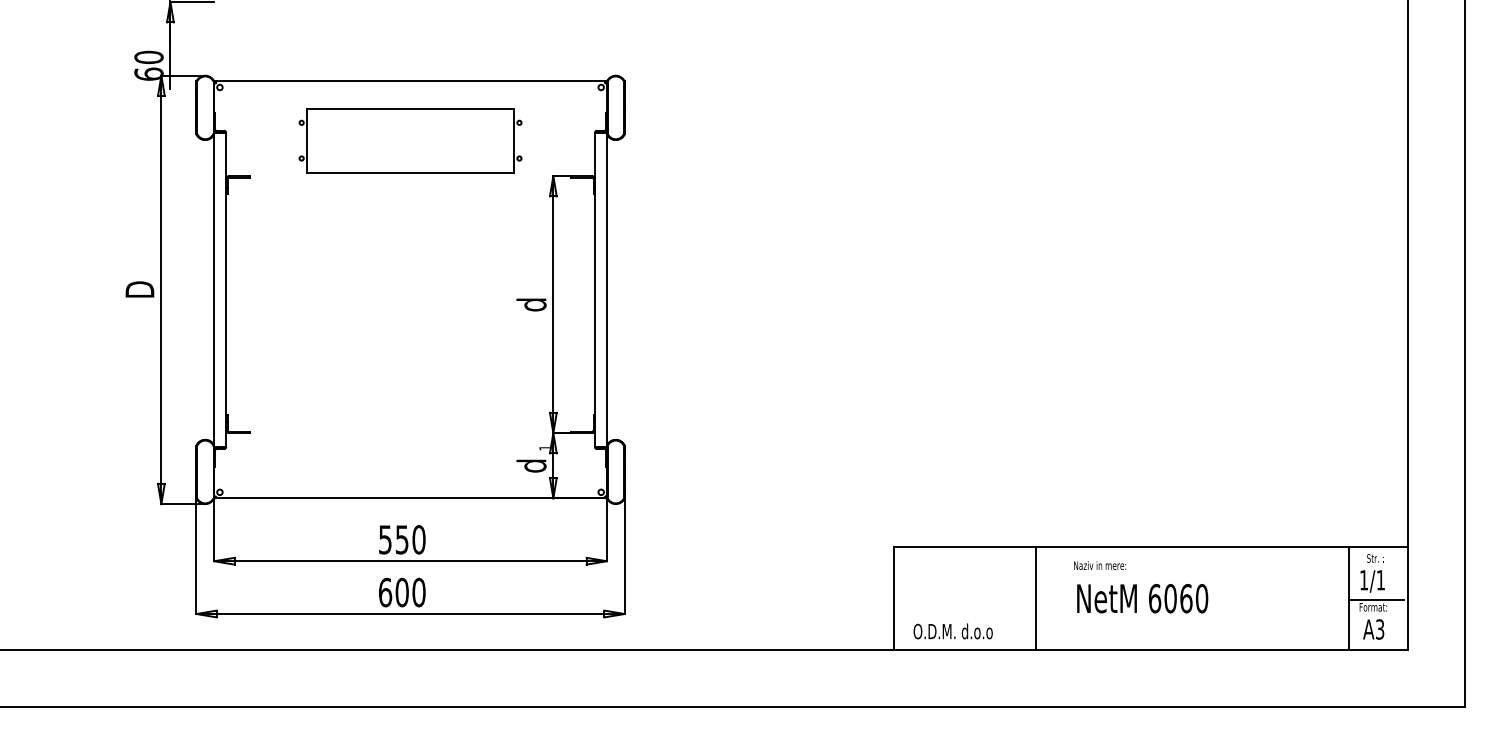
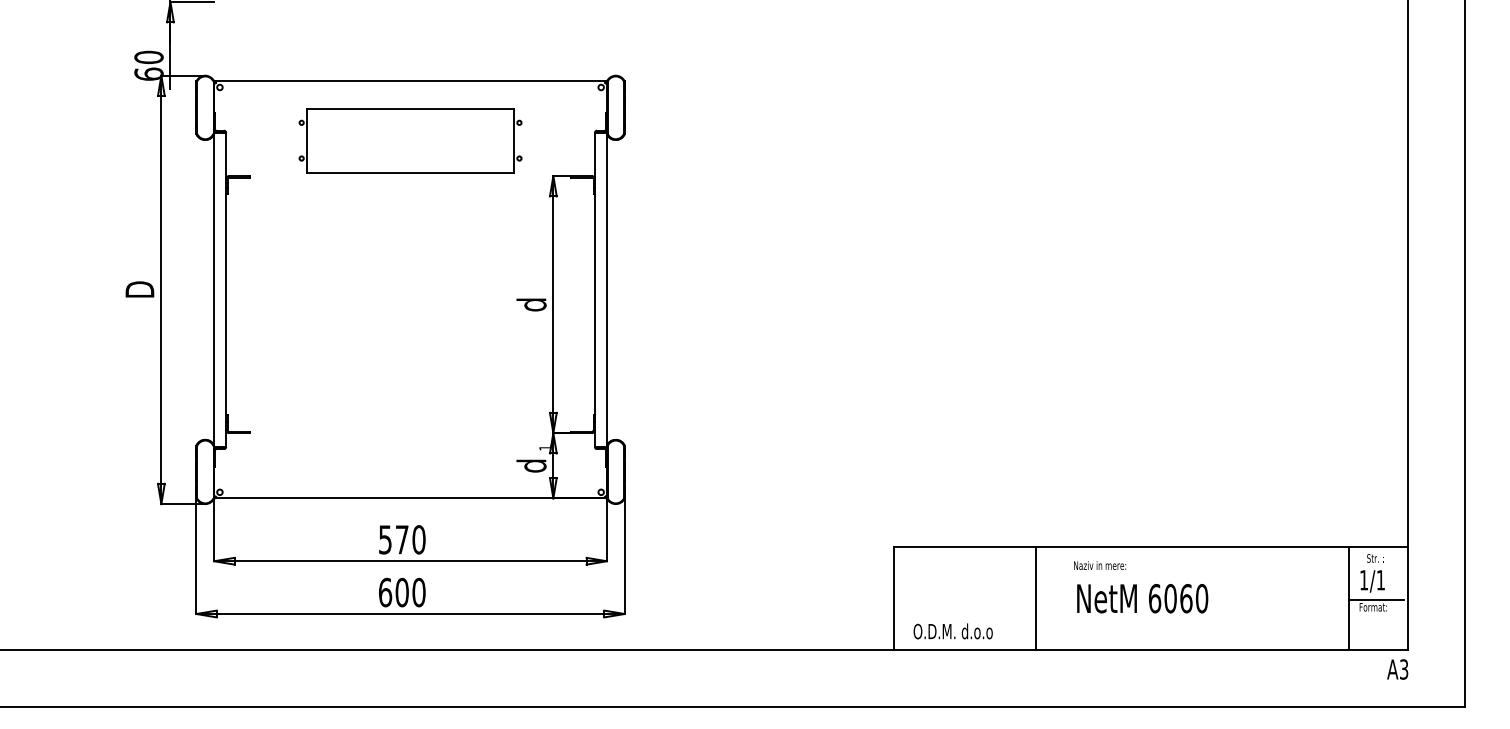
text: 550 -> 570 (402, 539)
text position: (1373, 629) -> (1397, 669) (1397, 669)
